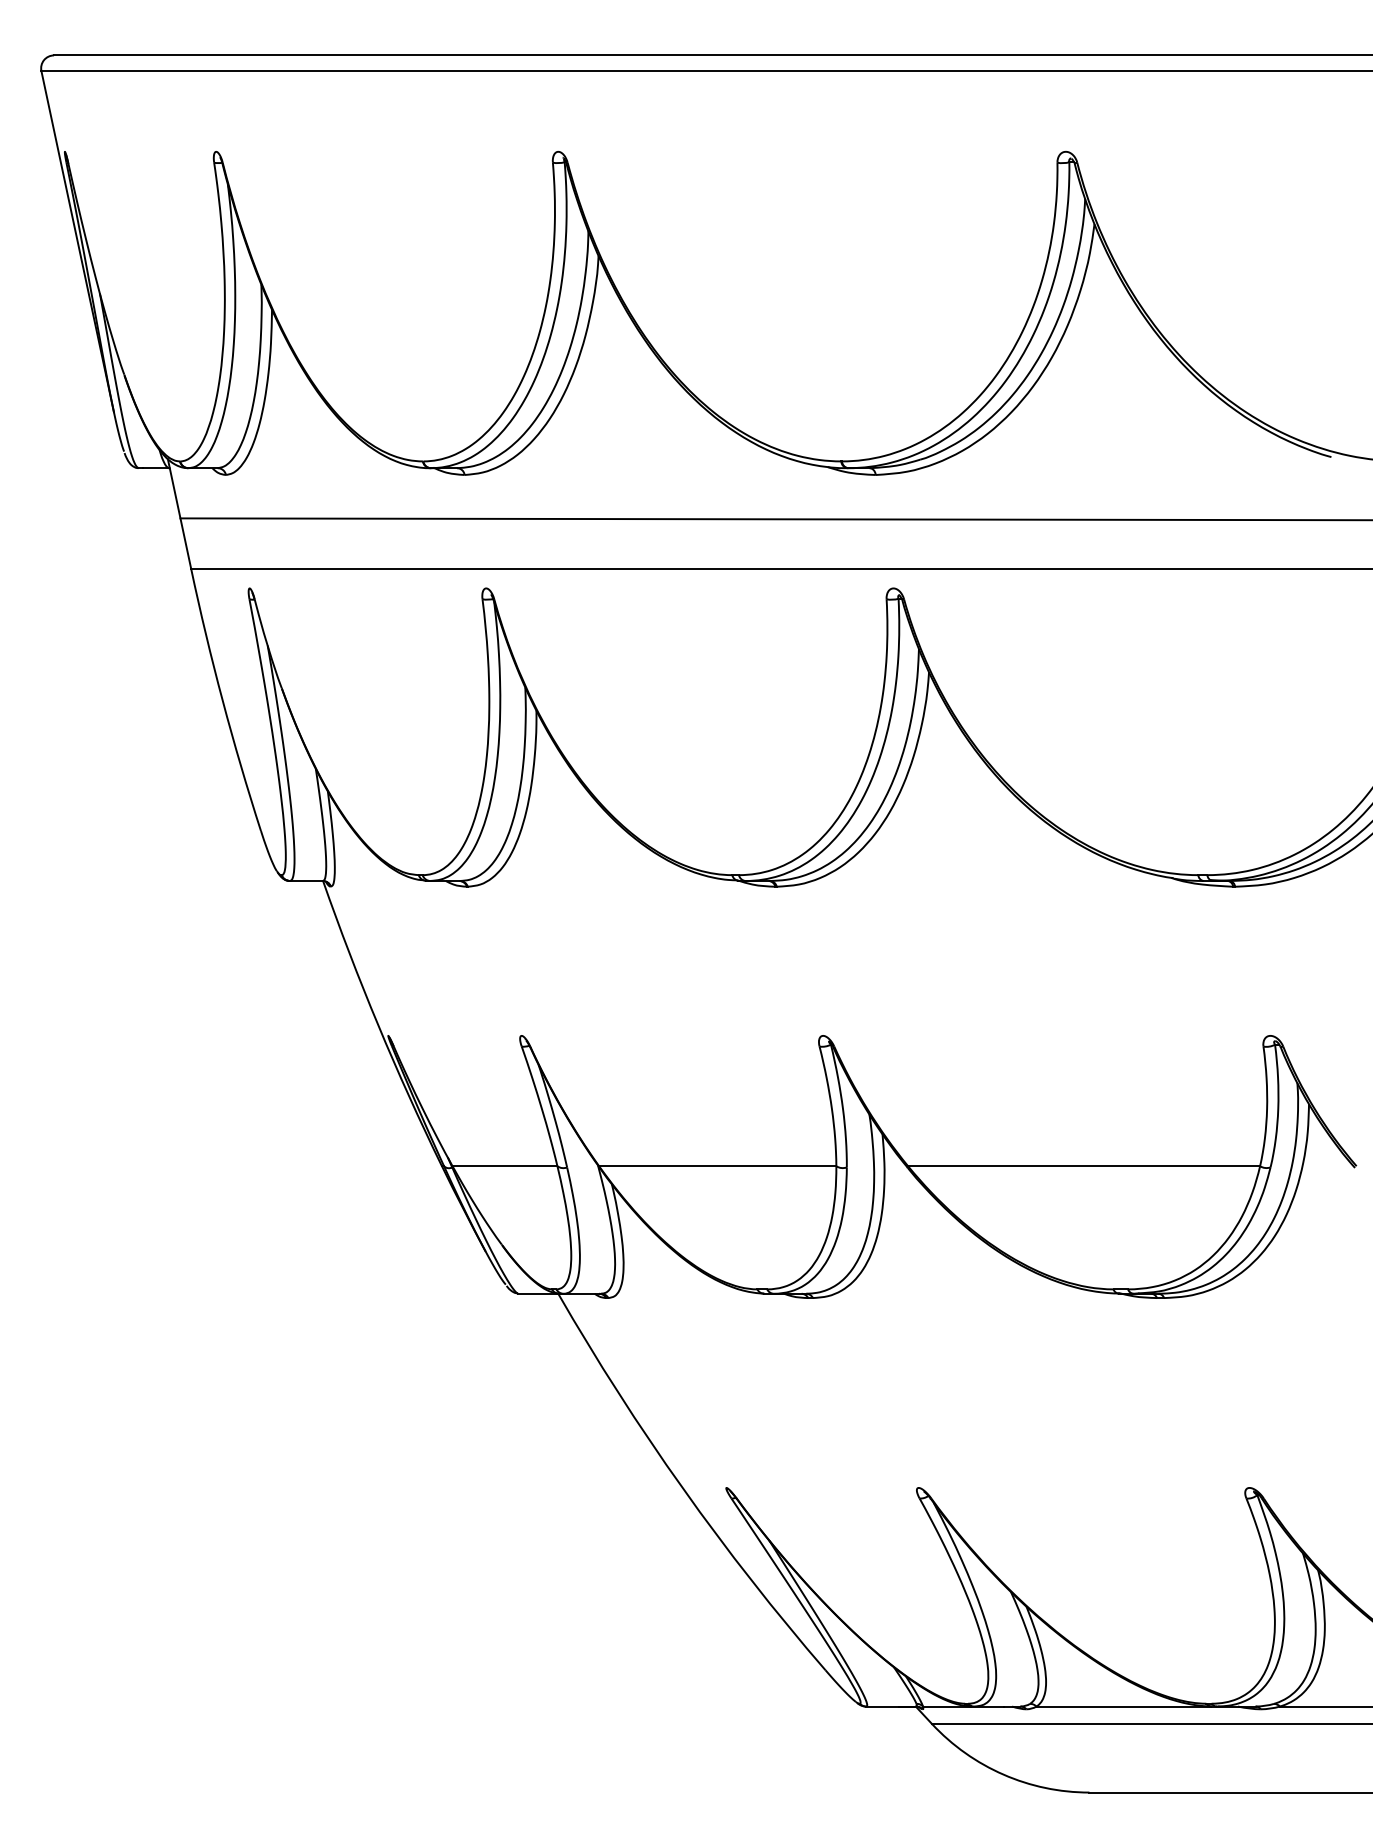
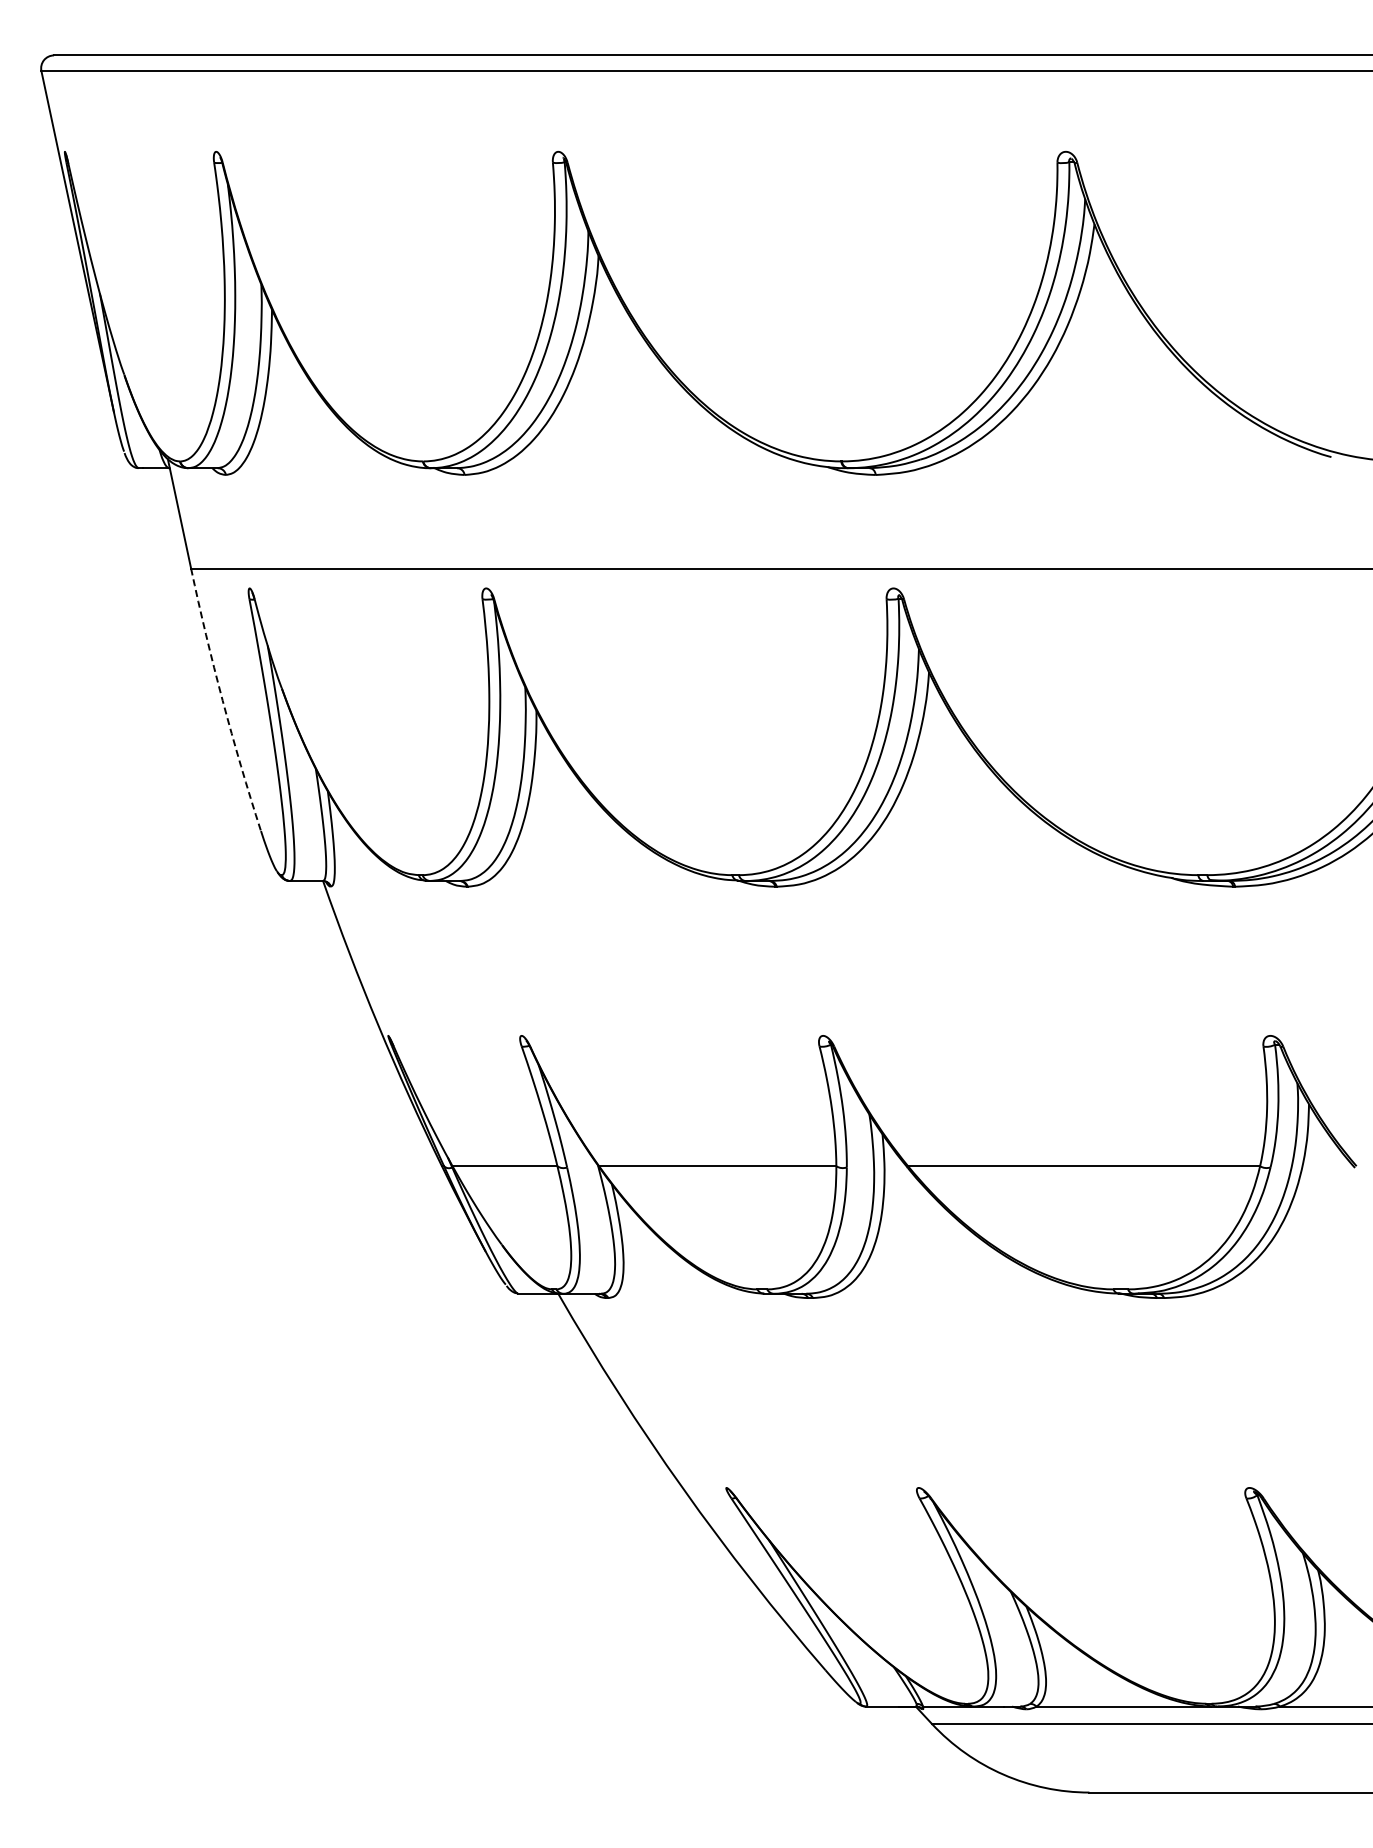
line: present -> none (774, 519)
arc: solid -> dashed (222, 700)
